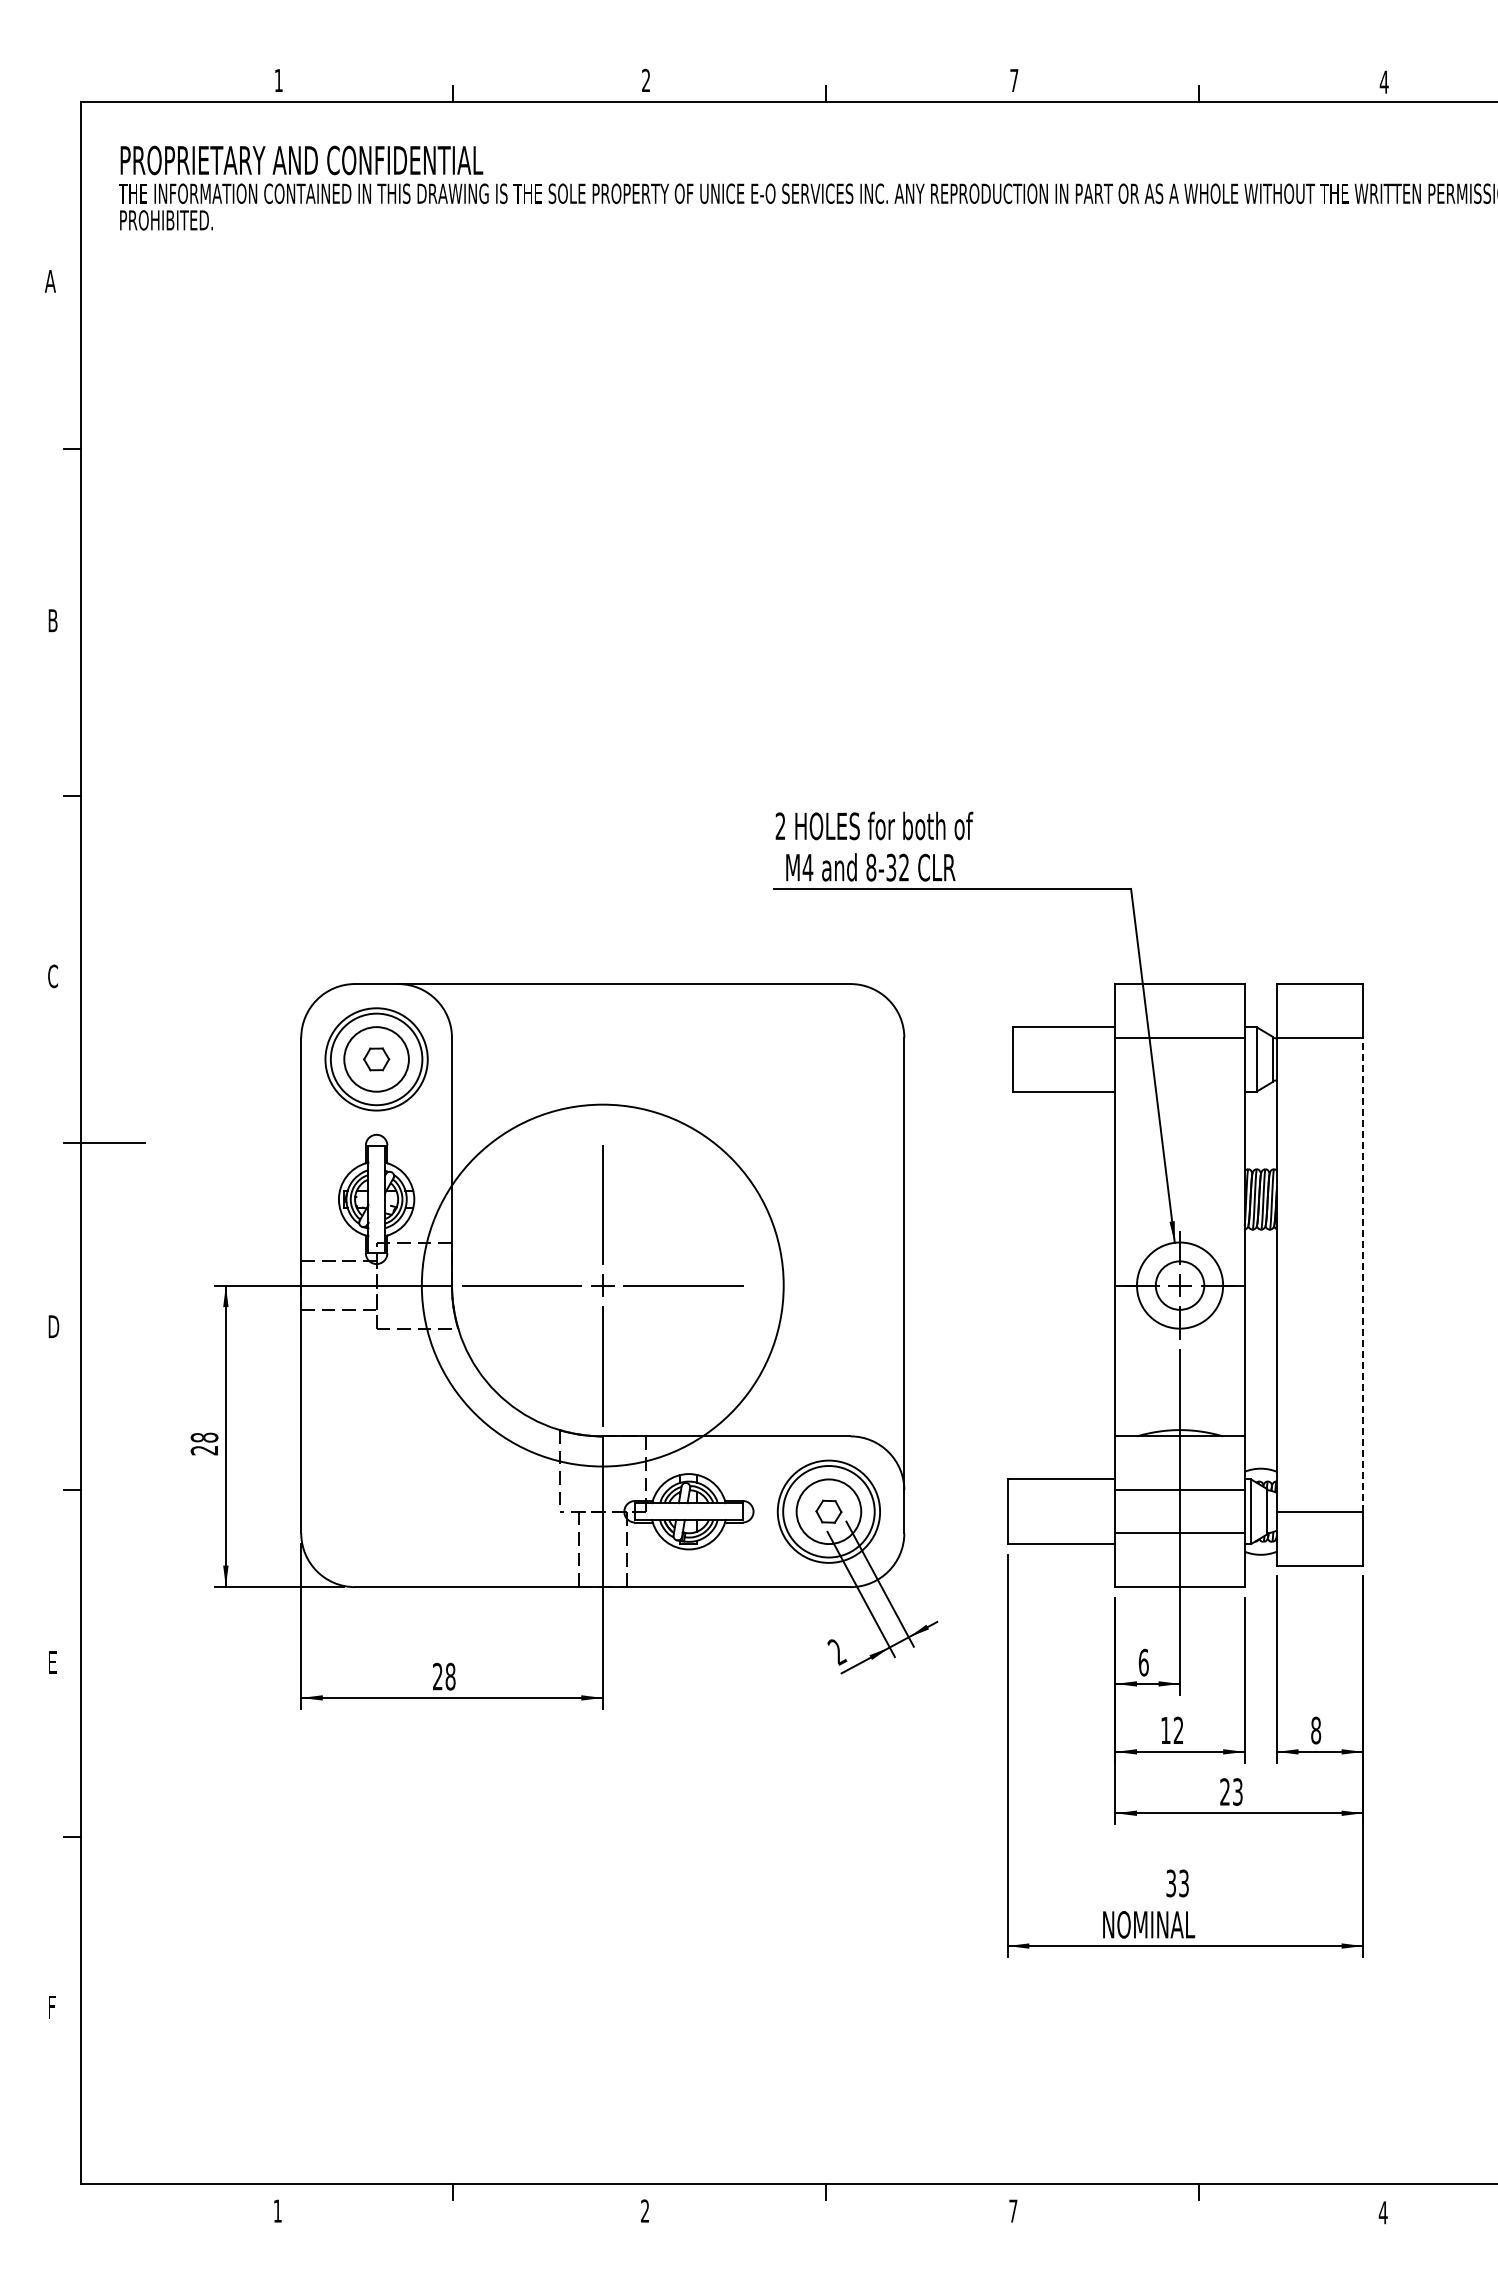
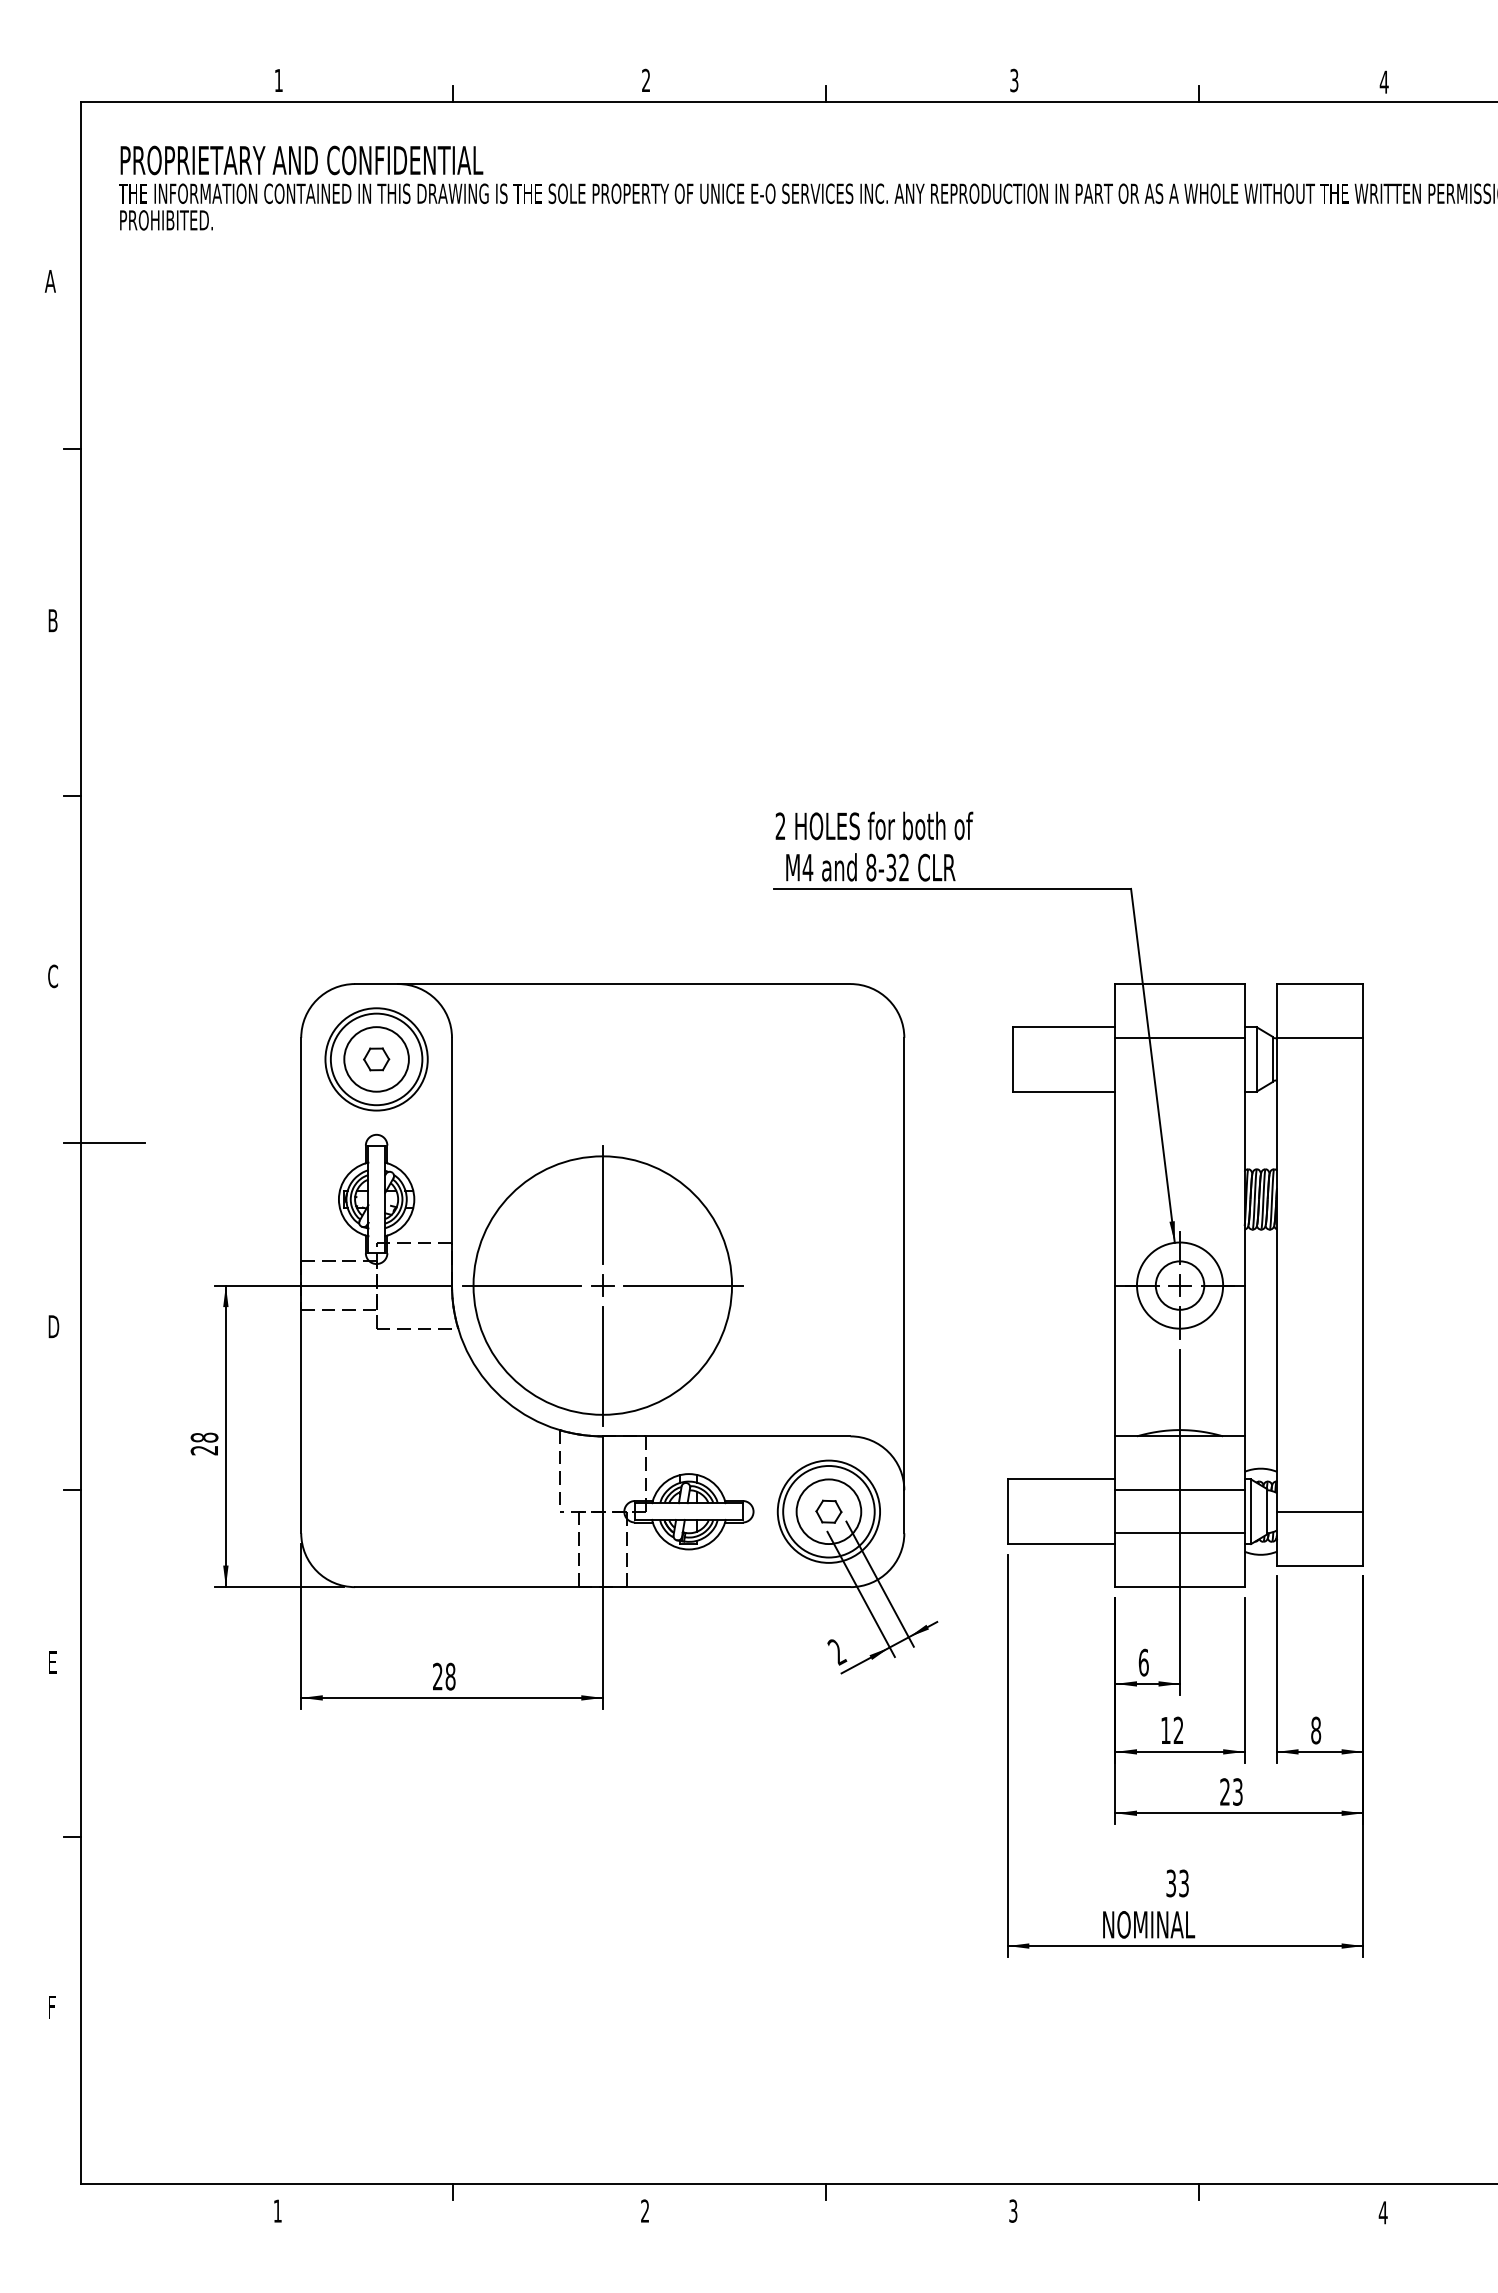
text: 7 -> 3 (1014, 80)
line: dashed -> solid (1363, 1274)
circle diameter: 362 px -> 258 px (602, 1285)
text: 7 -> 3 (1013, 2210)
